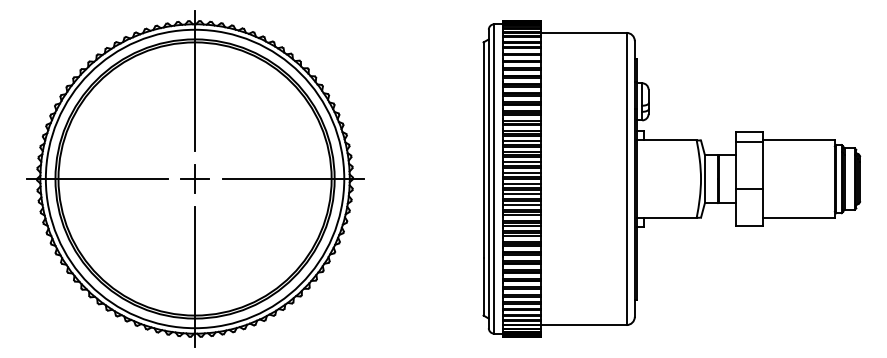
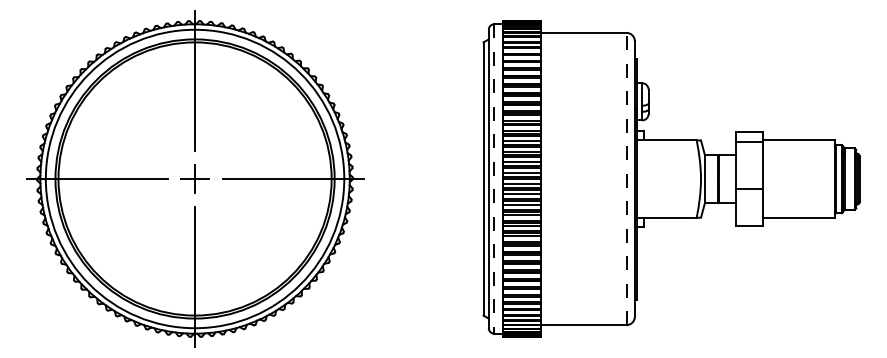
line: solid -> dashed (626, 178)
line: solid -> dashed (494, 179)
